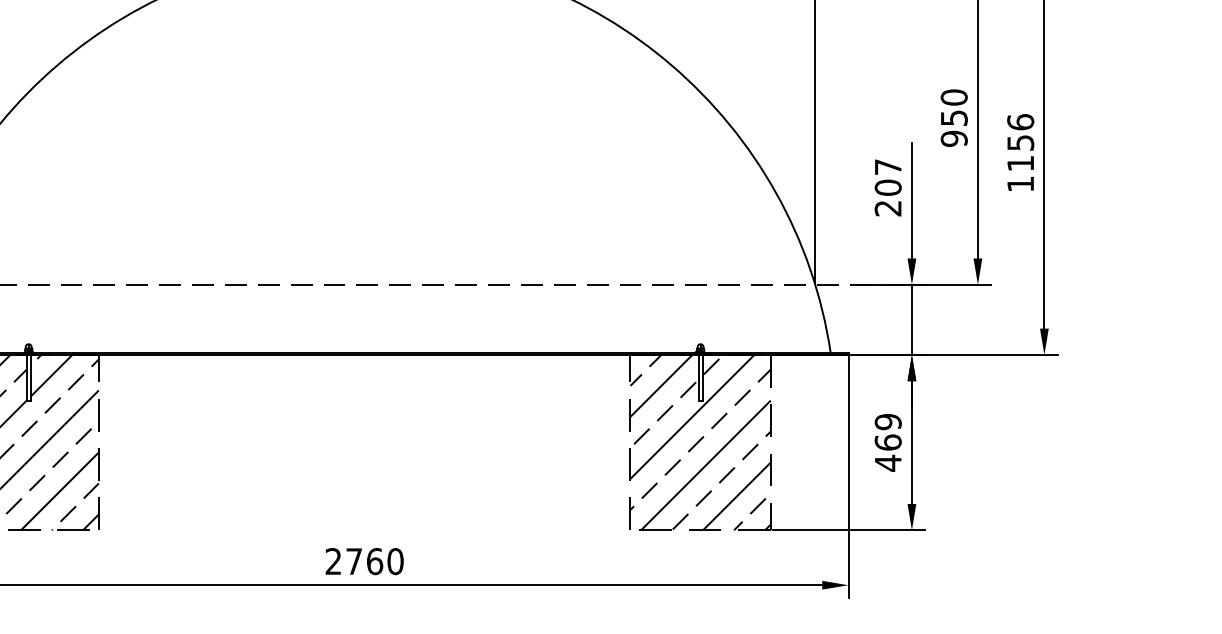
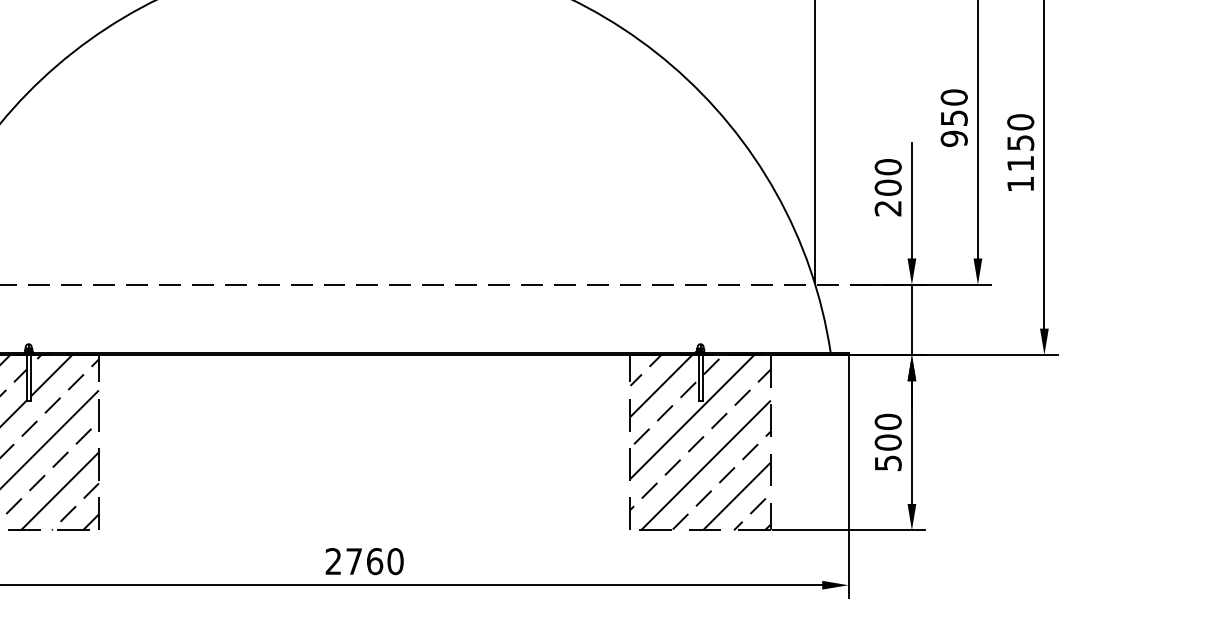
text: 1156 -> 1150 (1020, 122)
text: 207 -> 200 (887, 167)
text: 469 -> 500 (887, 442)
